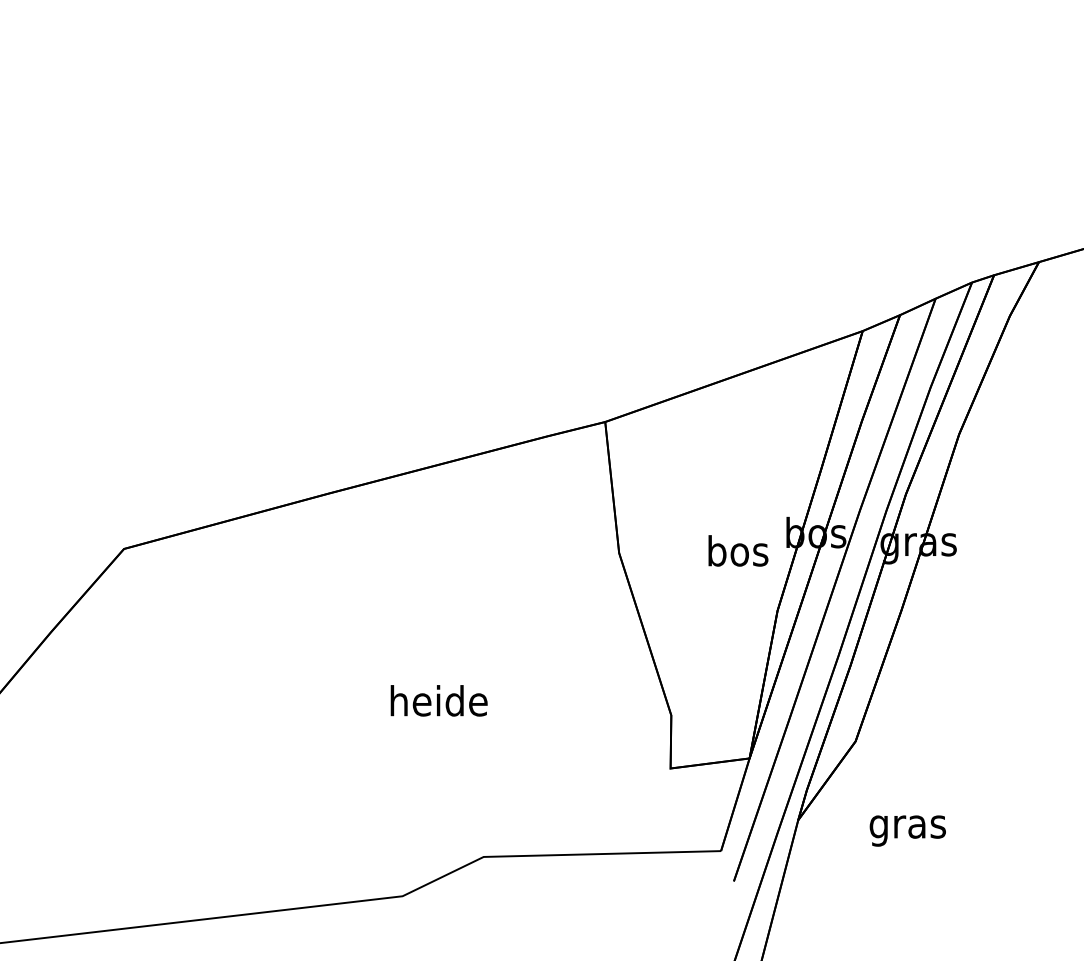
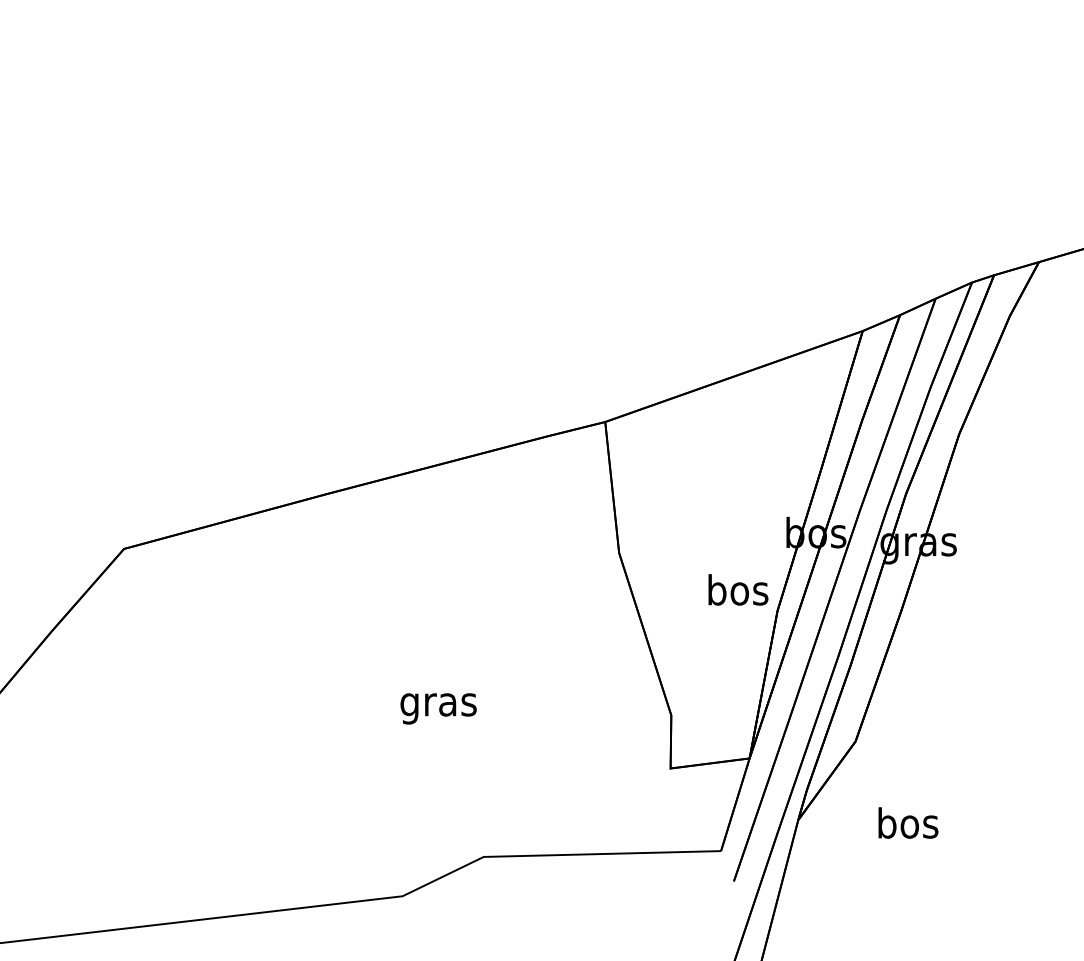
text position: (738, 550) -> (738, 589) (738, 589)
text: heide -> gras (438, 704)
text: gras -> bos (907, 826)
